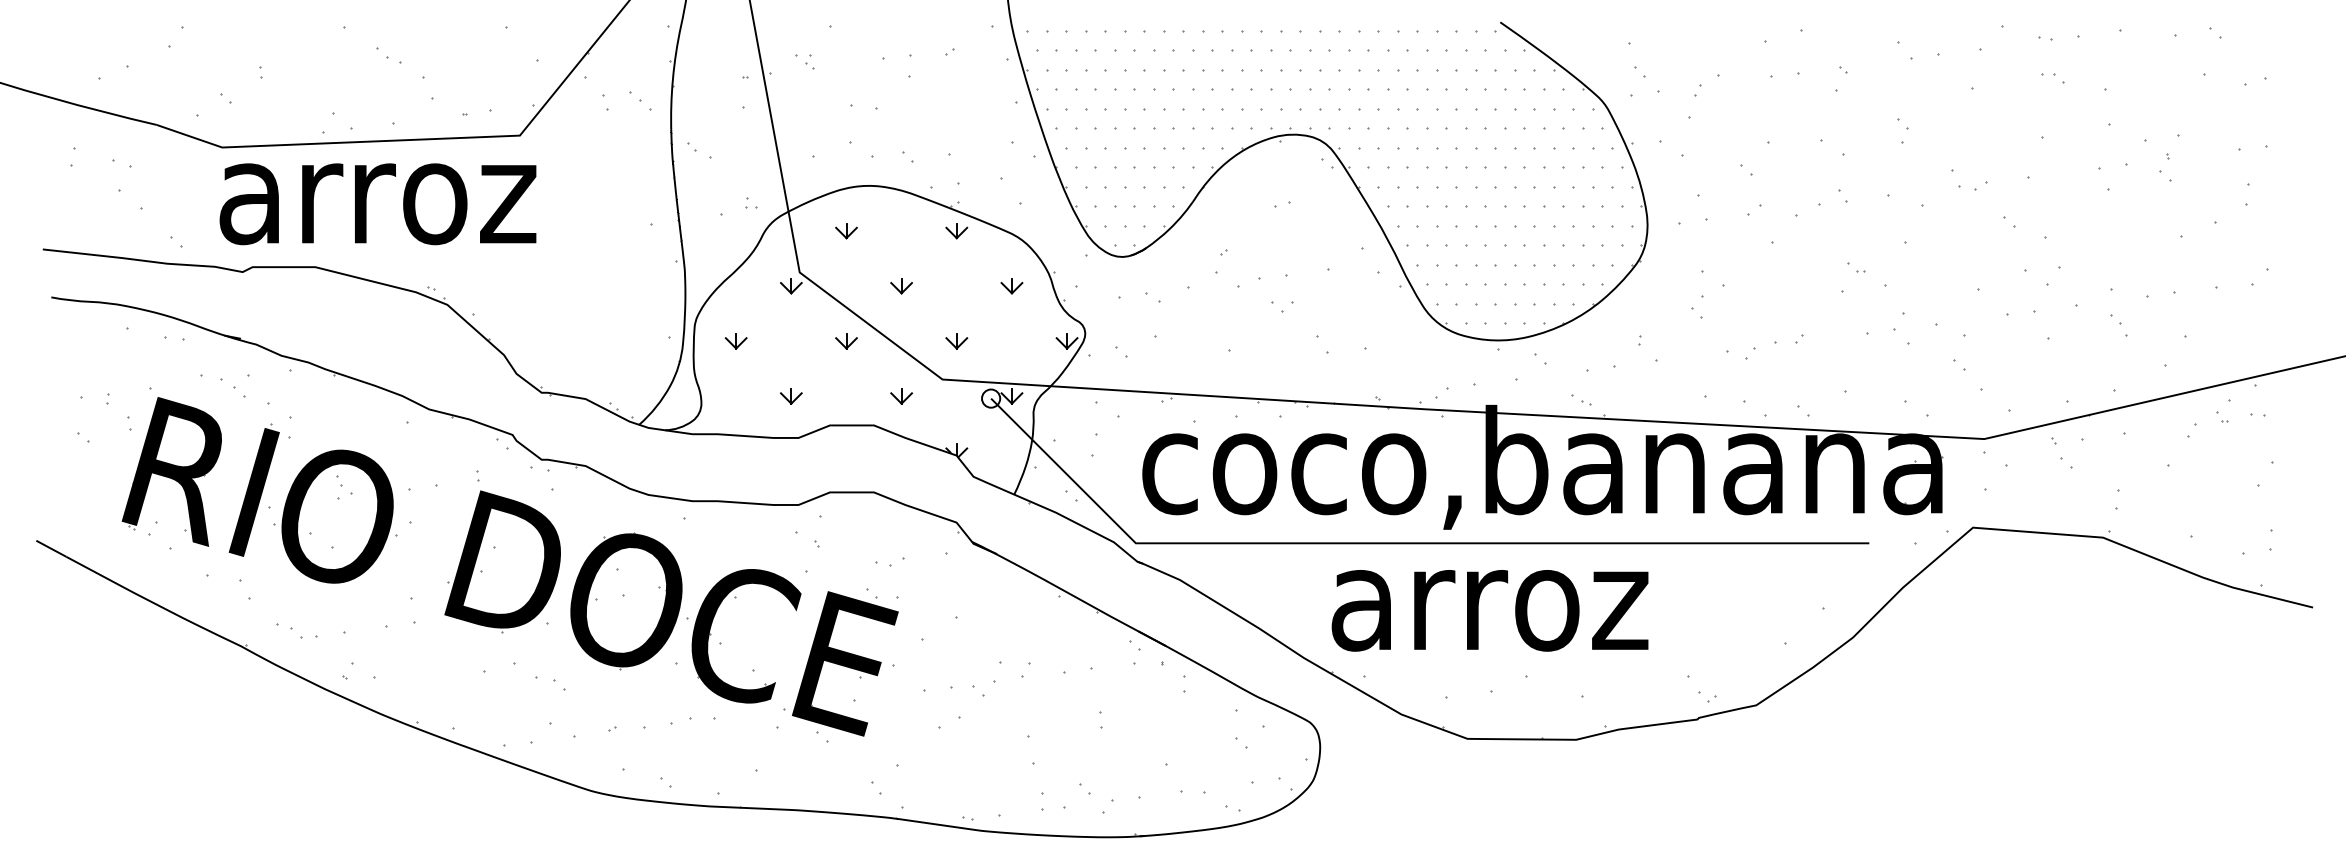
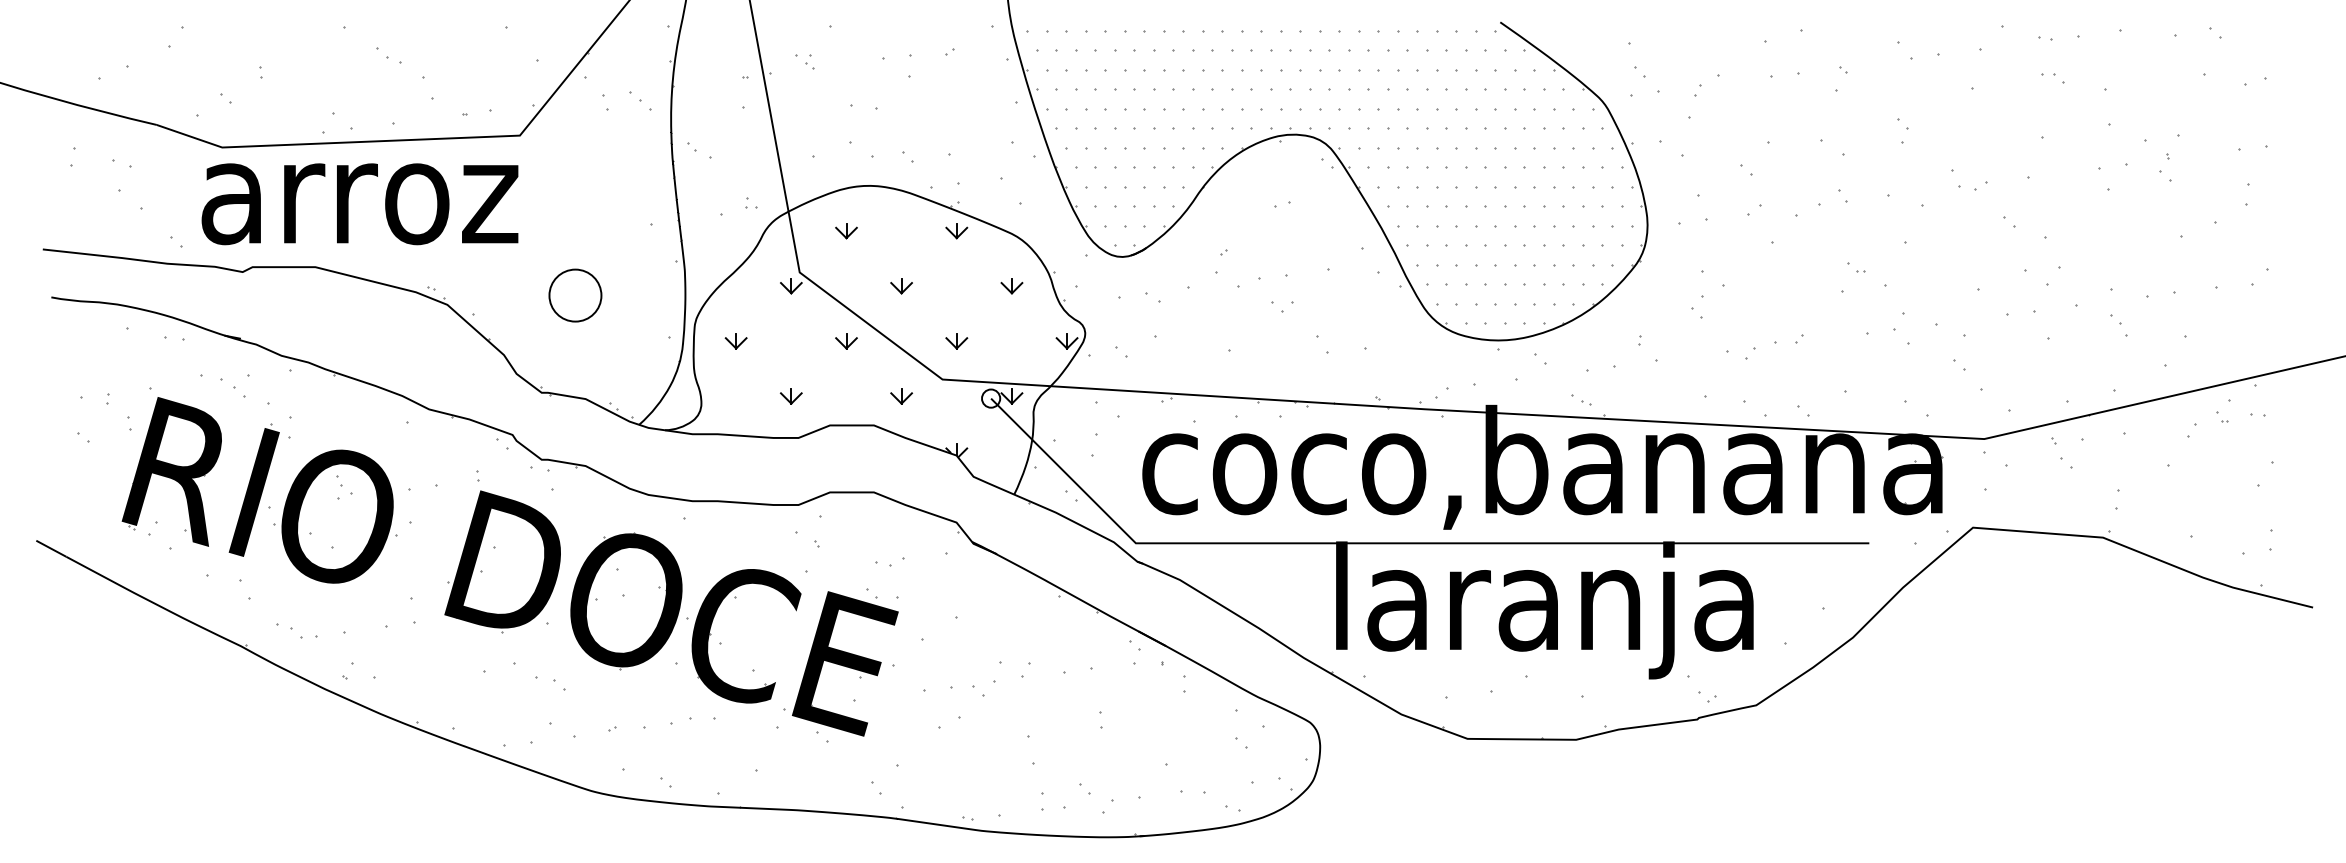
text position: (377, 204) -> (359, 204) (359, 204)
part: none -> present (575, 295)
text: arroz -> laranja (1542, 610)
